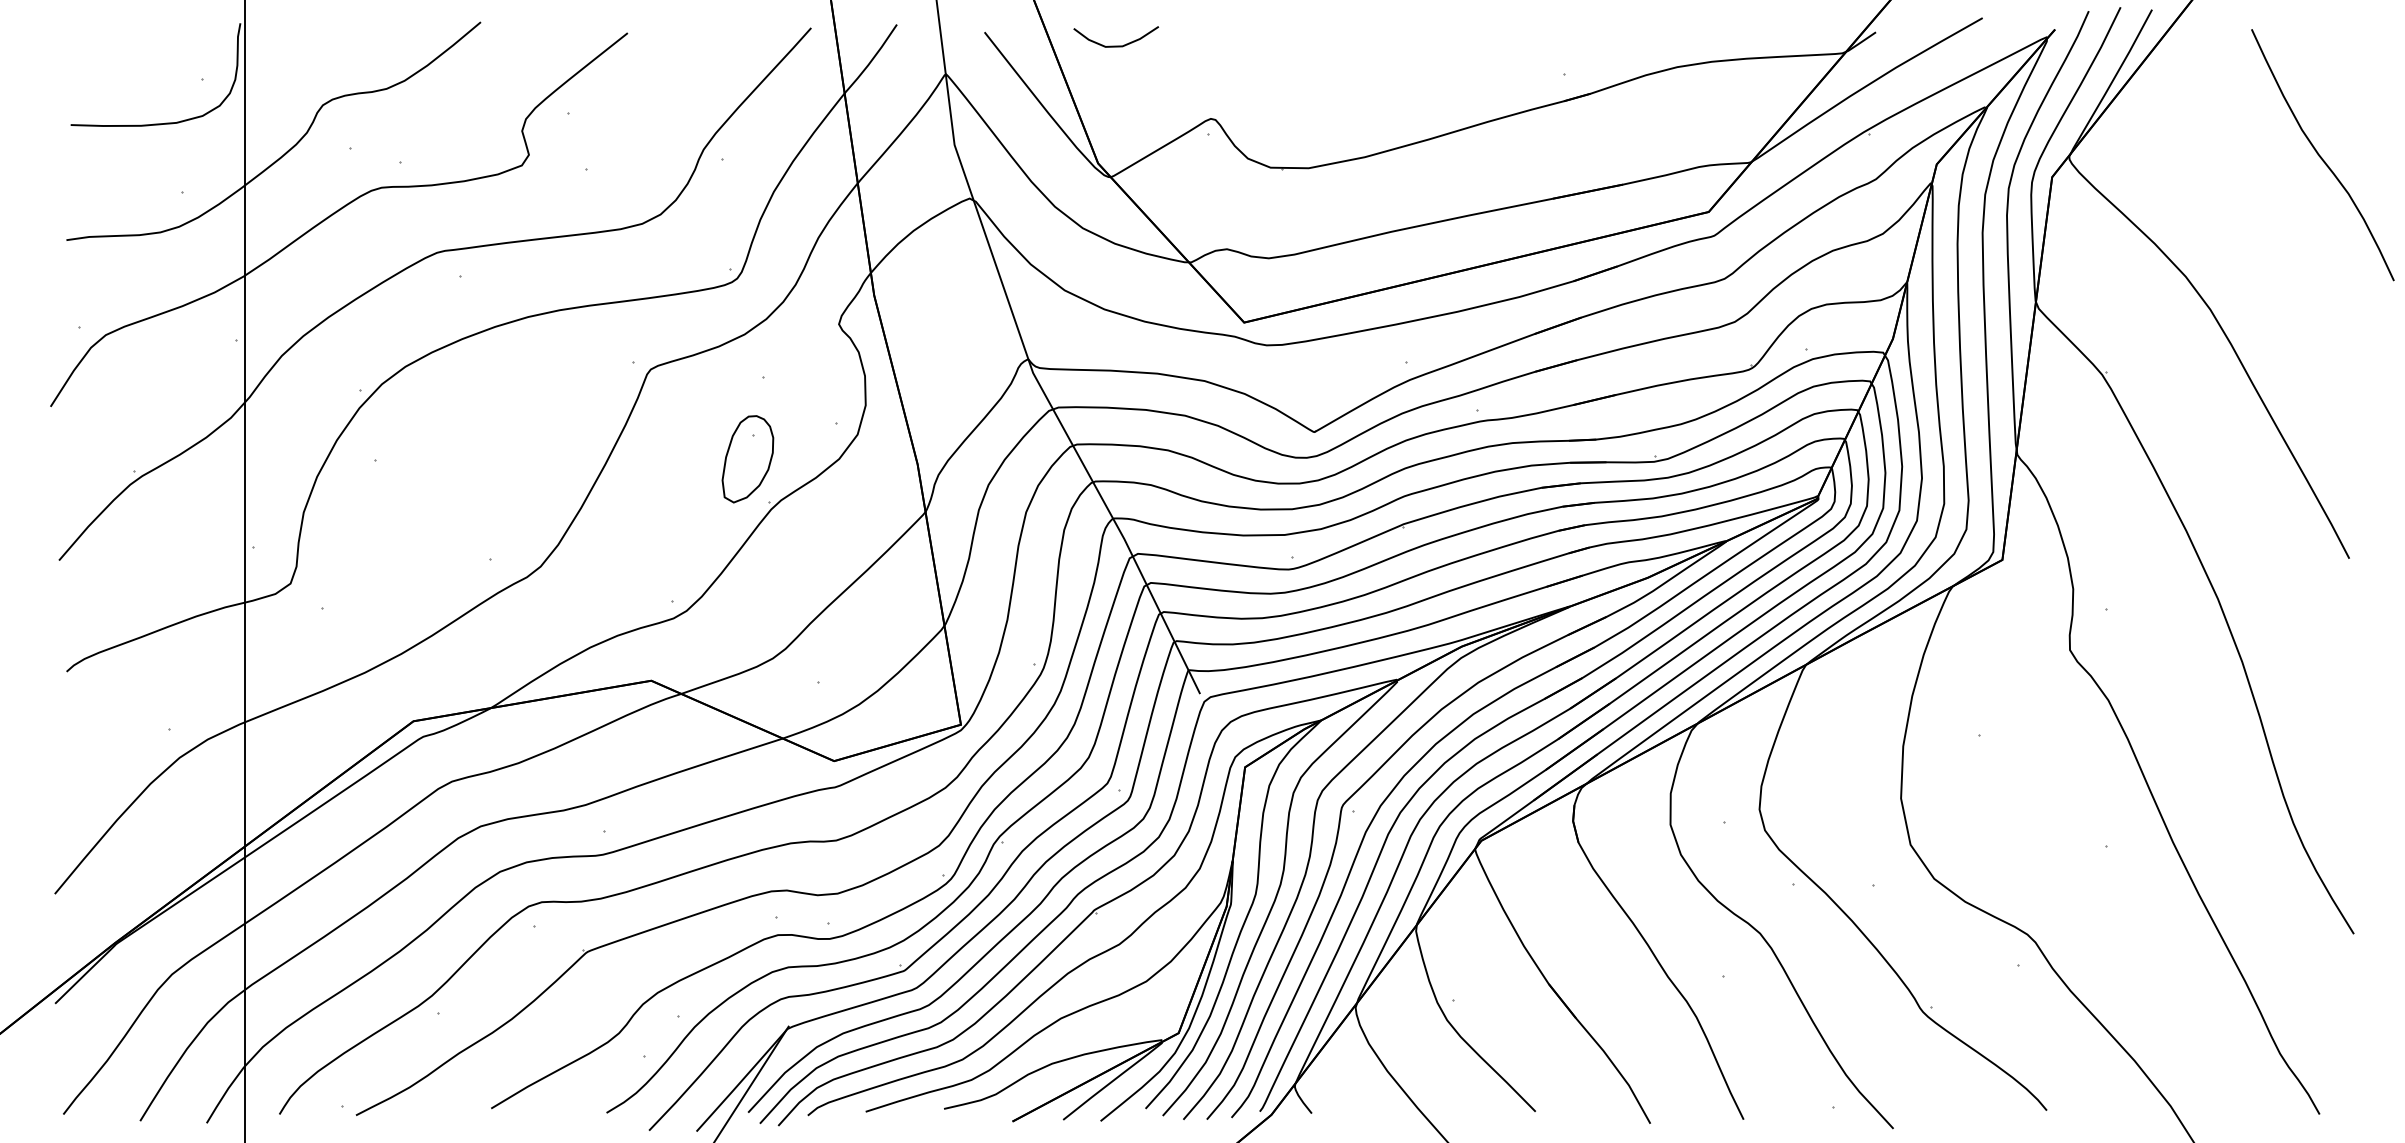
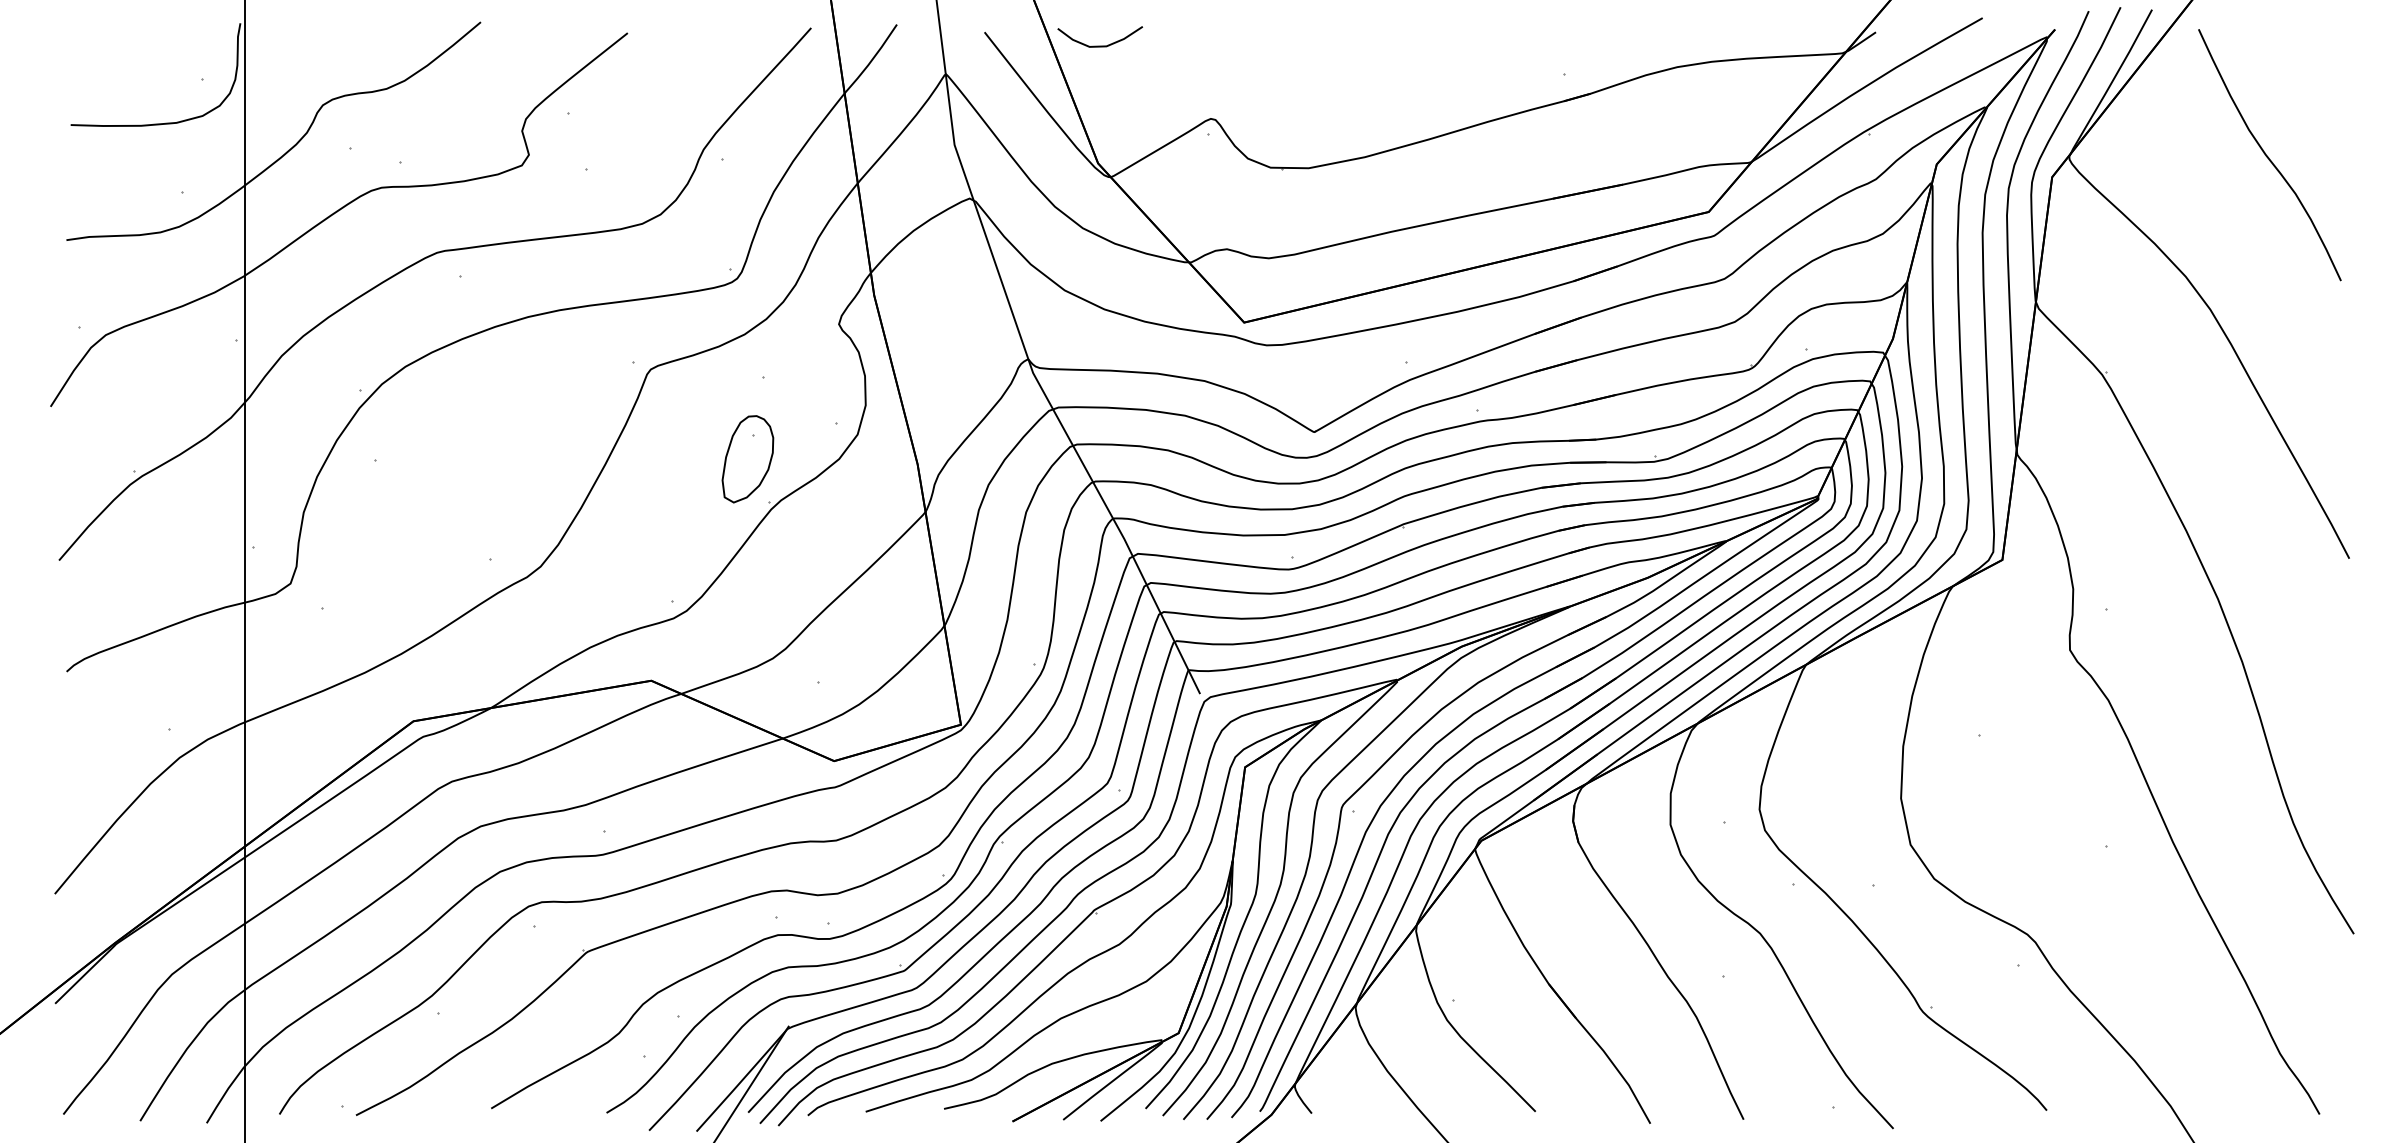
curve position: (1115, 45) -> (1099, 45) (1099, 45)
curve position: (2321, 156) -> (2268, 156) (2268, 156)
